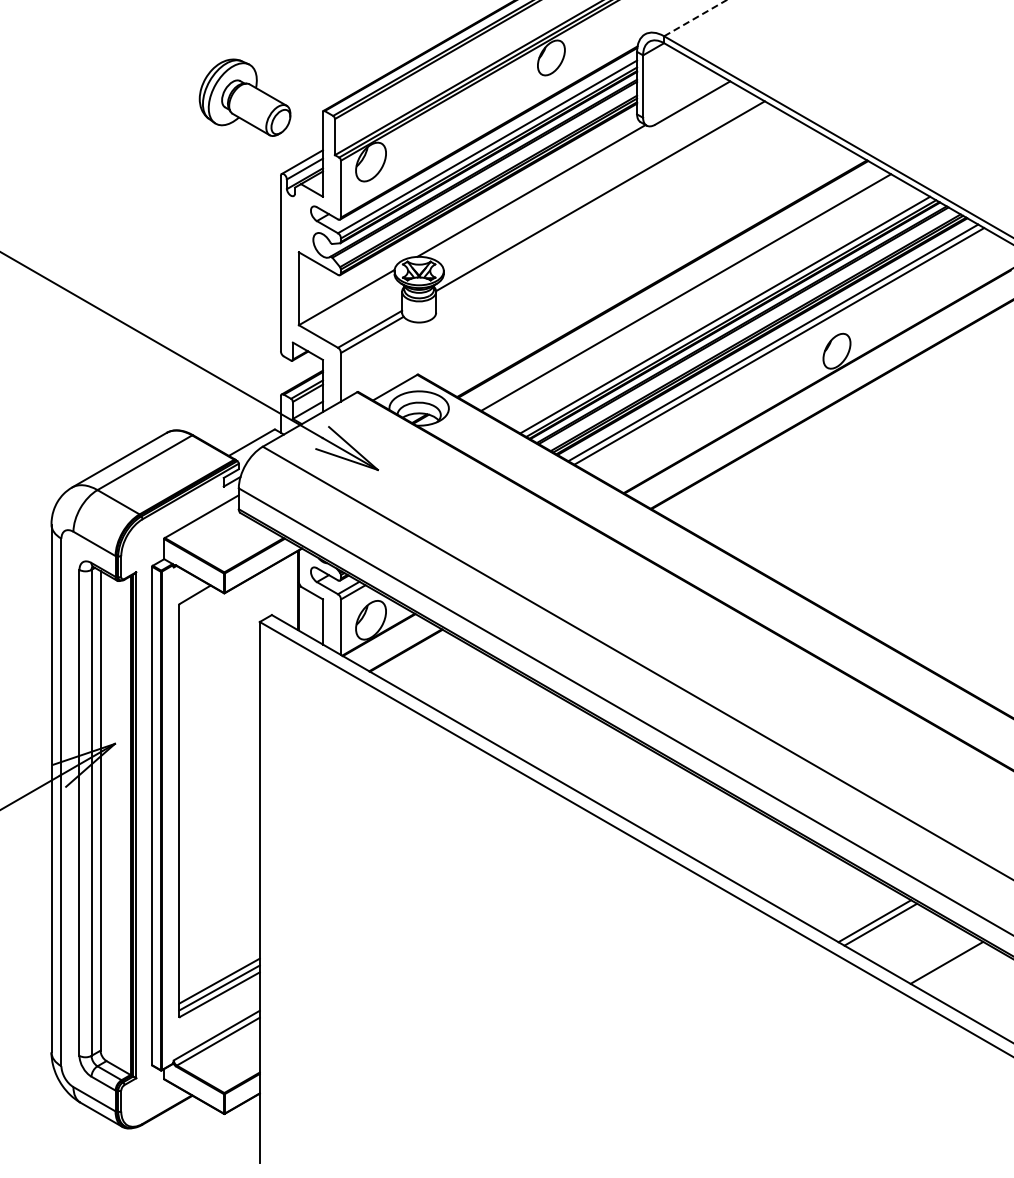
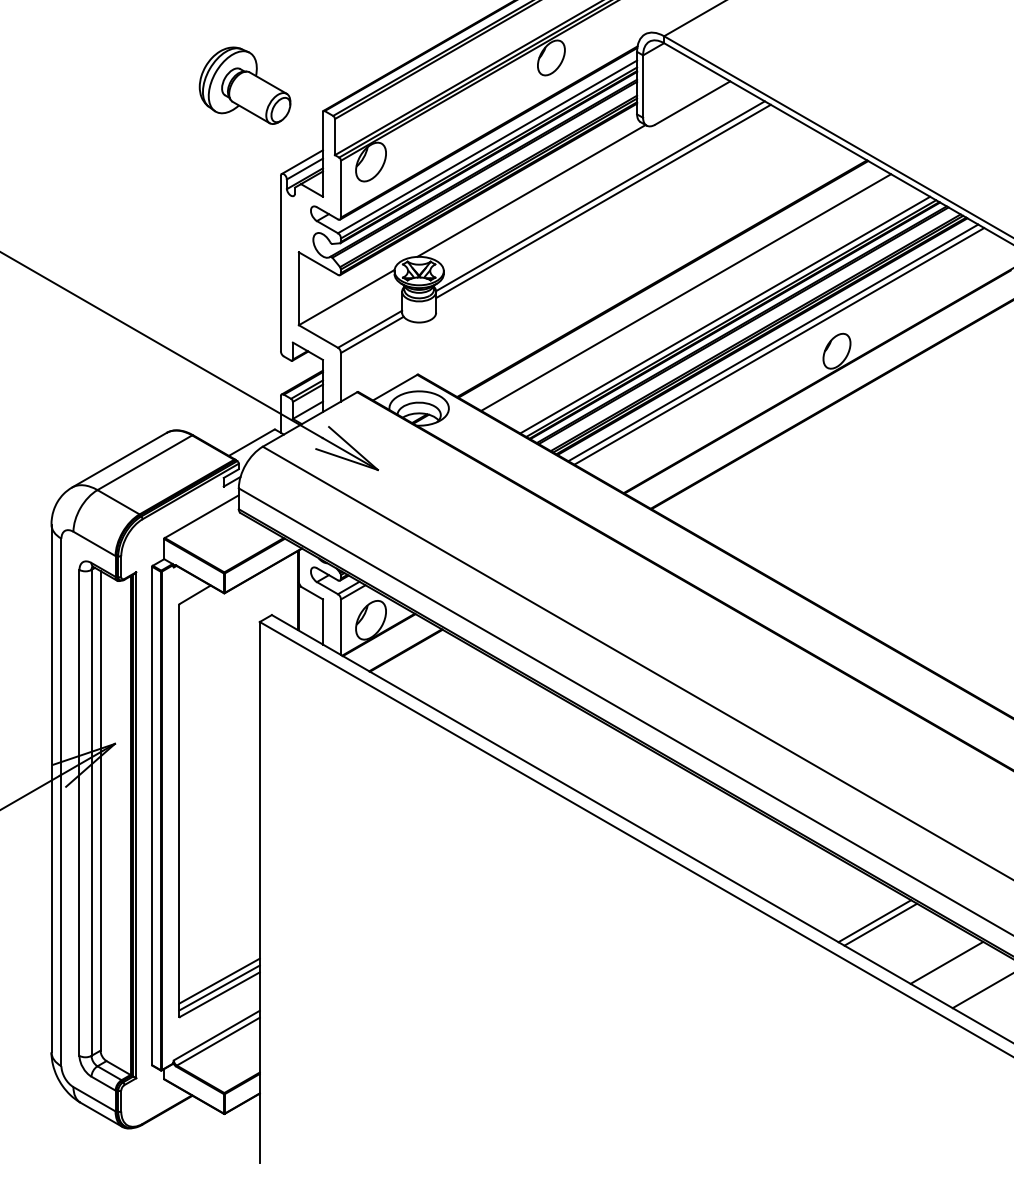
line: dashed -> solid (695, 18)
part position: (244, 97) -> (244, 85) (244, 85)
line: none -> present (603, 201)
line: none -> present (981, 991)
